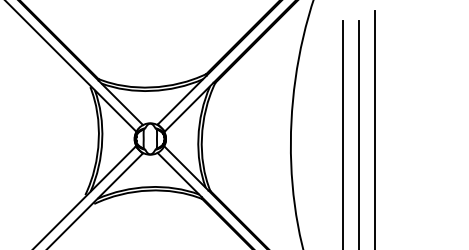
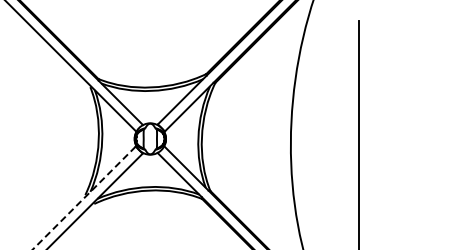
line: present -> none (374, 128)
line: present -> none (343, 133)
line: solid -> dashed (84, 198)
